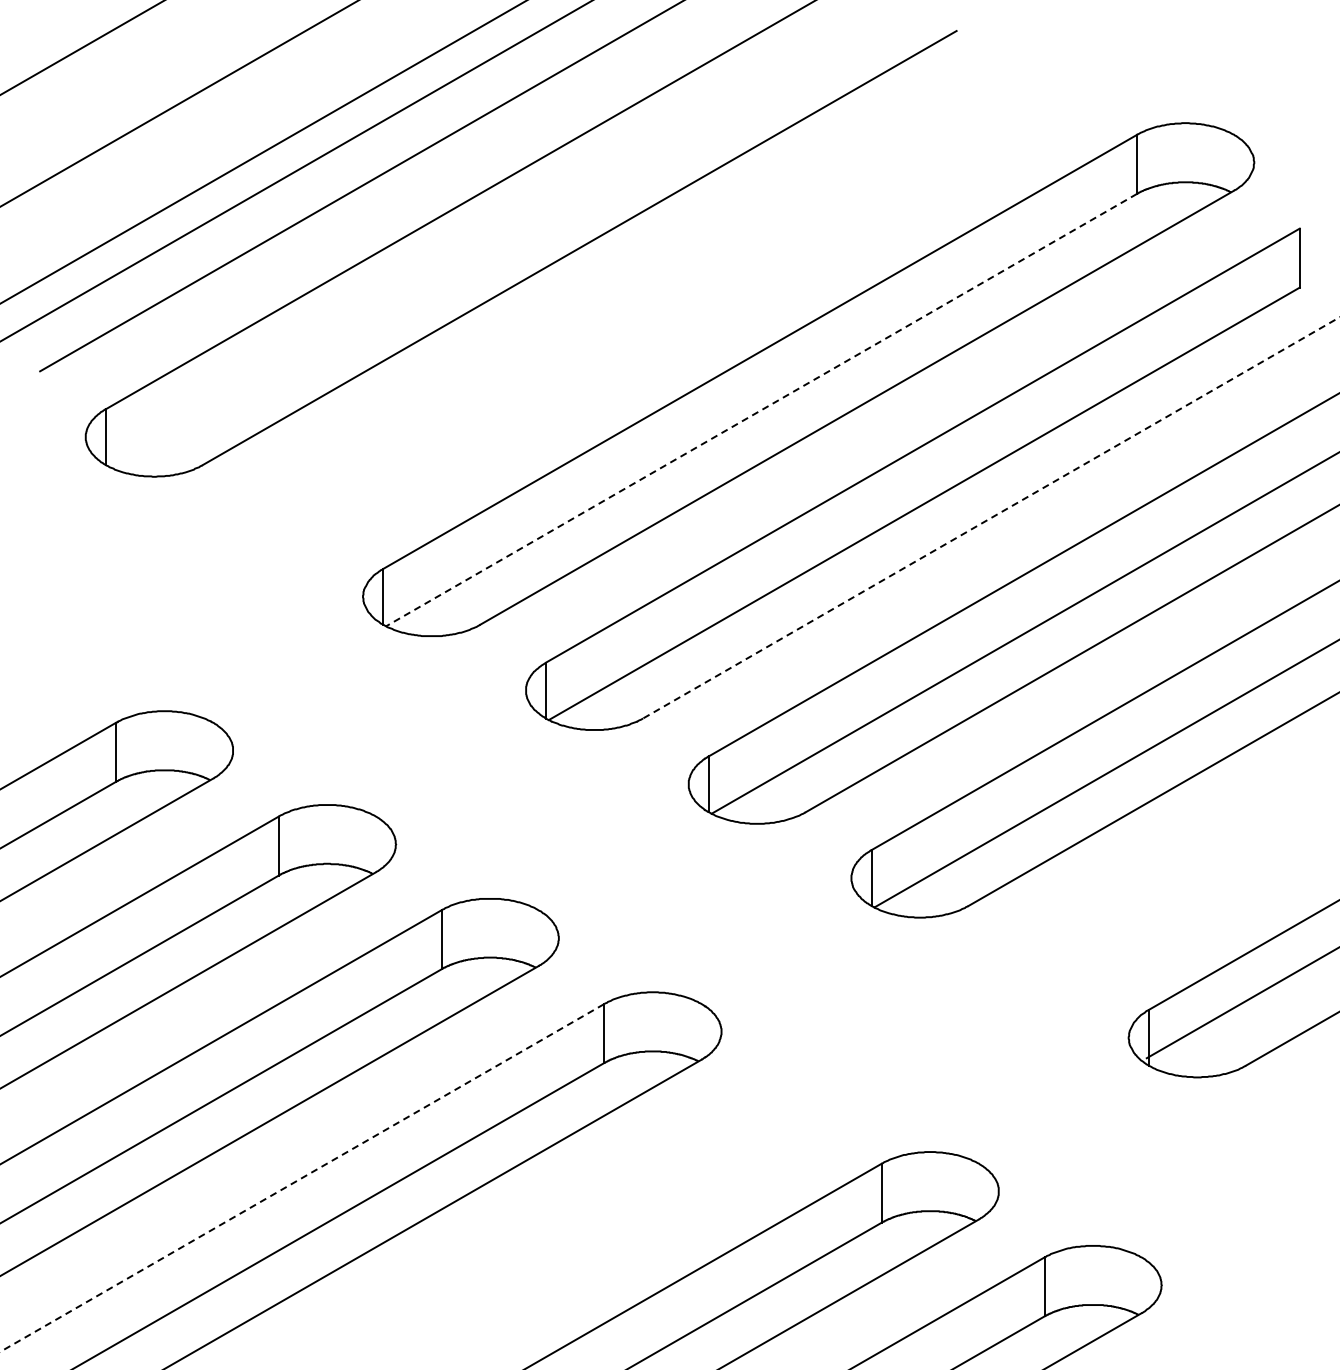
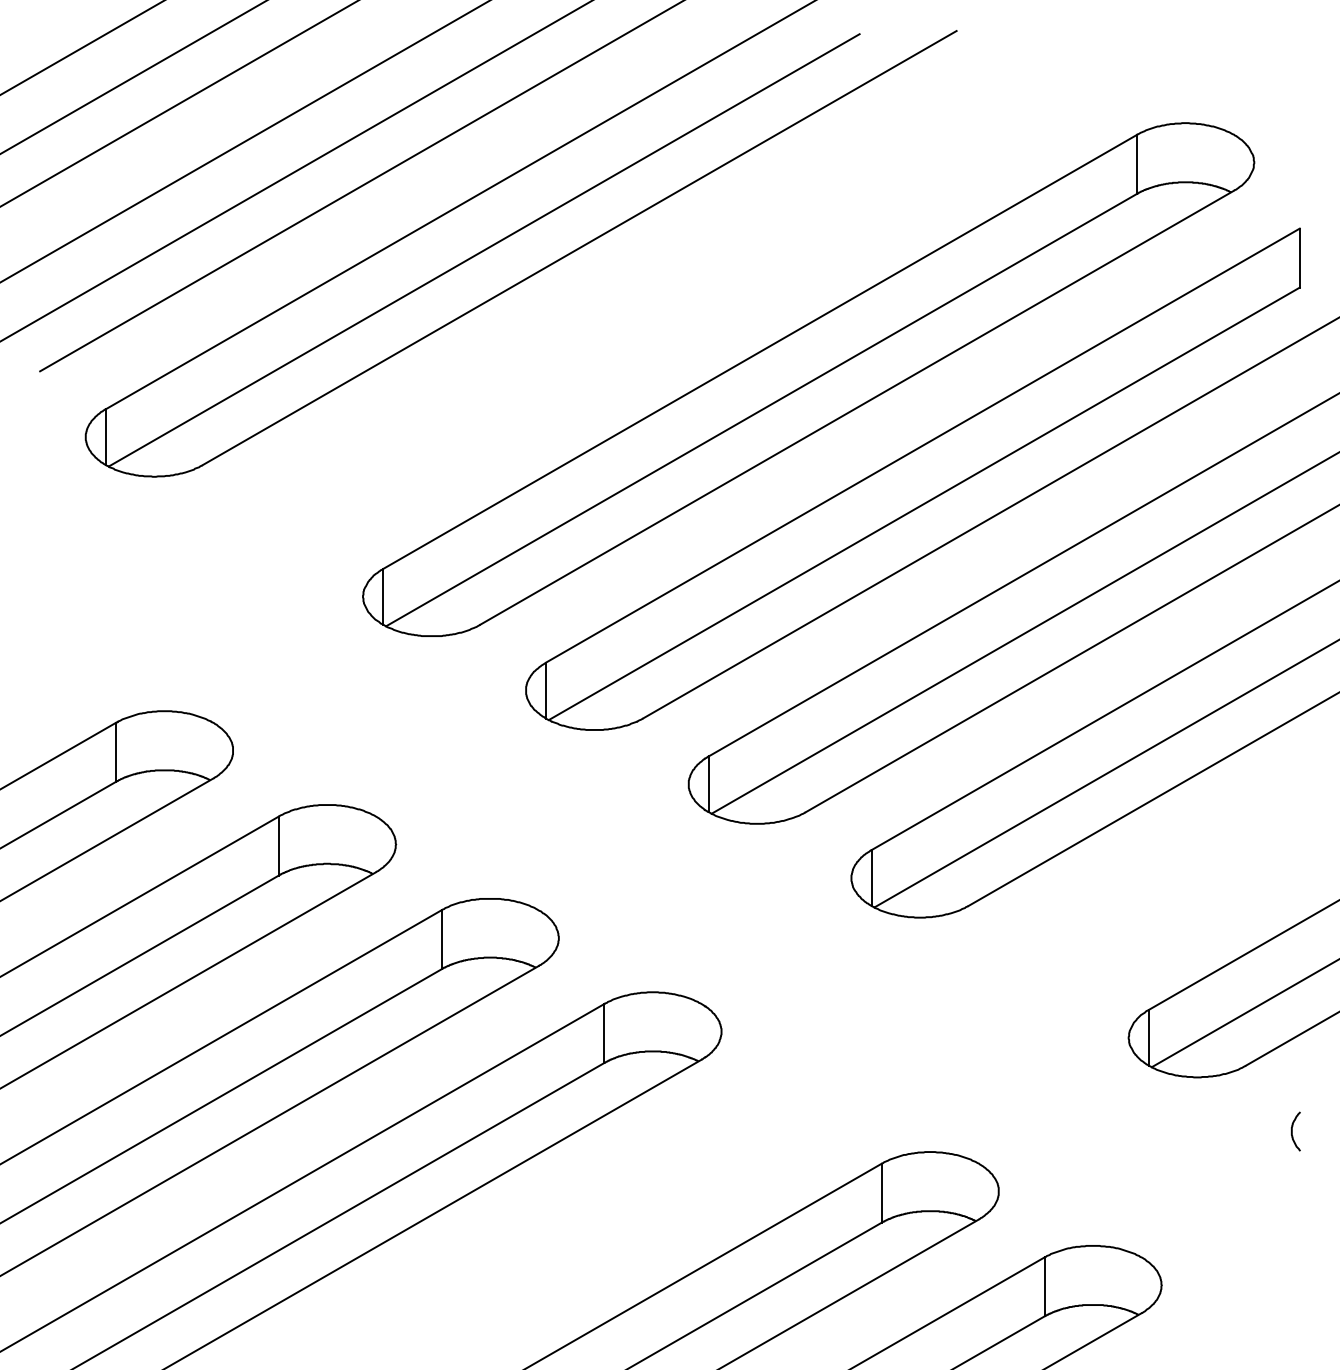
line: none -> present (132, 77)
line position: (262, 152) -> (244, 141) (244, 141)
line: none -> present (483, 250)
line: dashed -> solid (761, 410)
line: dashed -> solid (991, 517)
line position: (1241, 1003) -> (1243, 1013) (1243, 1013)
curve: none -> present (1292, 1131)
line: dashed -> solid (302, 1177)
